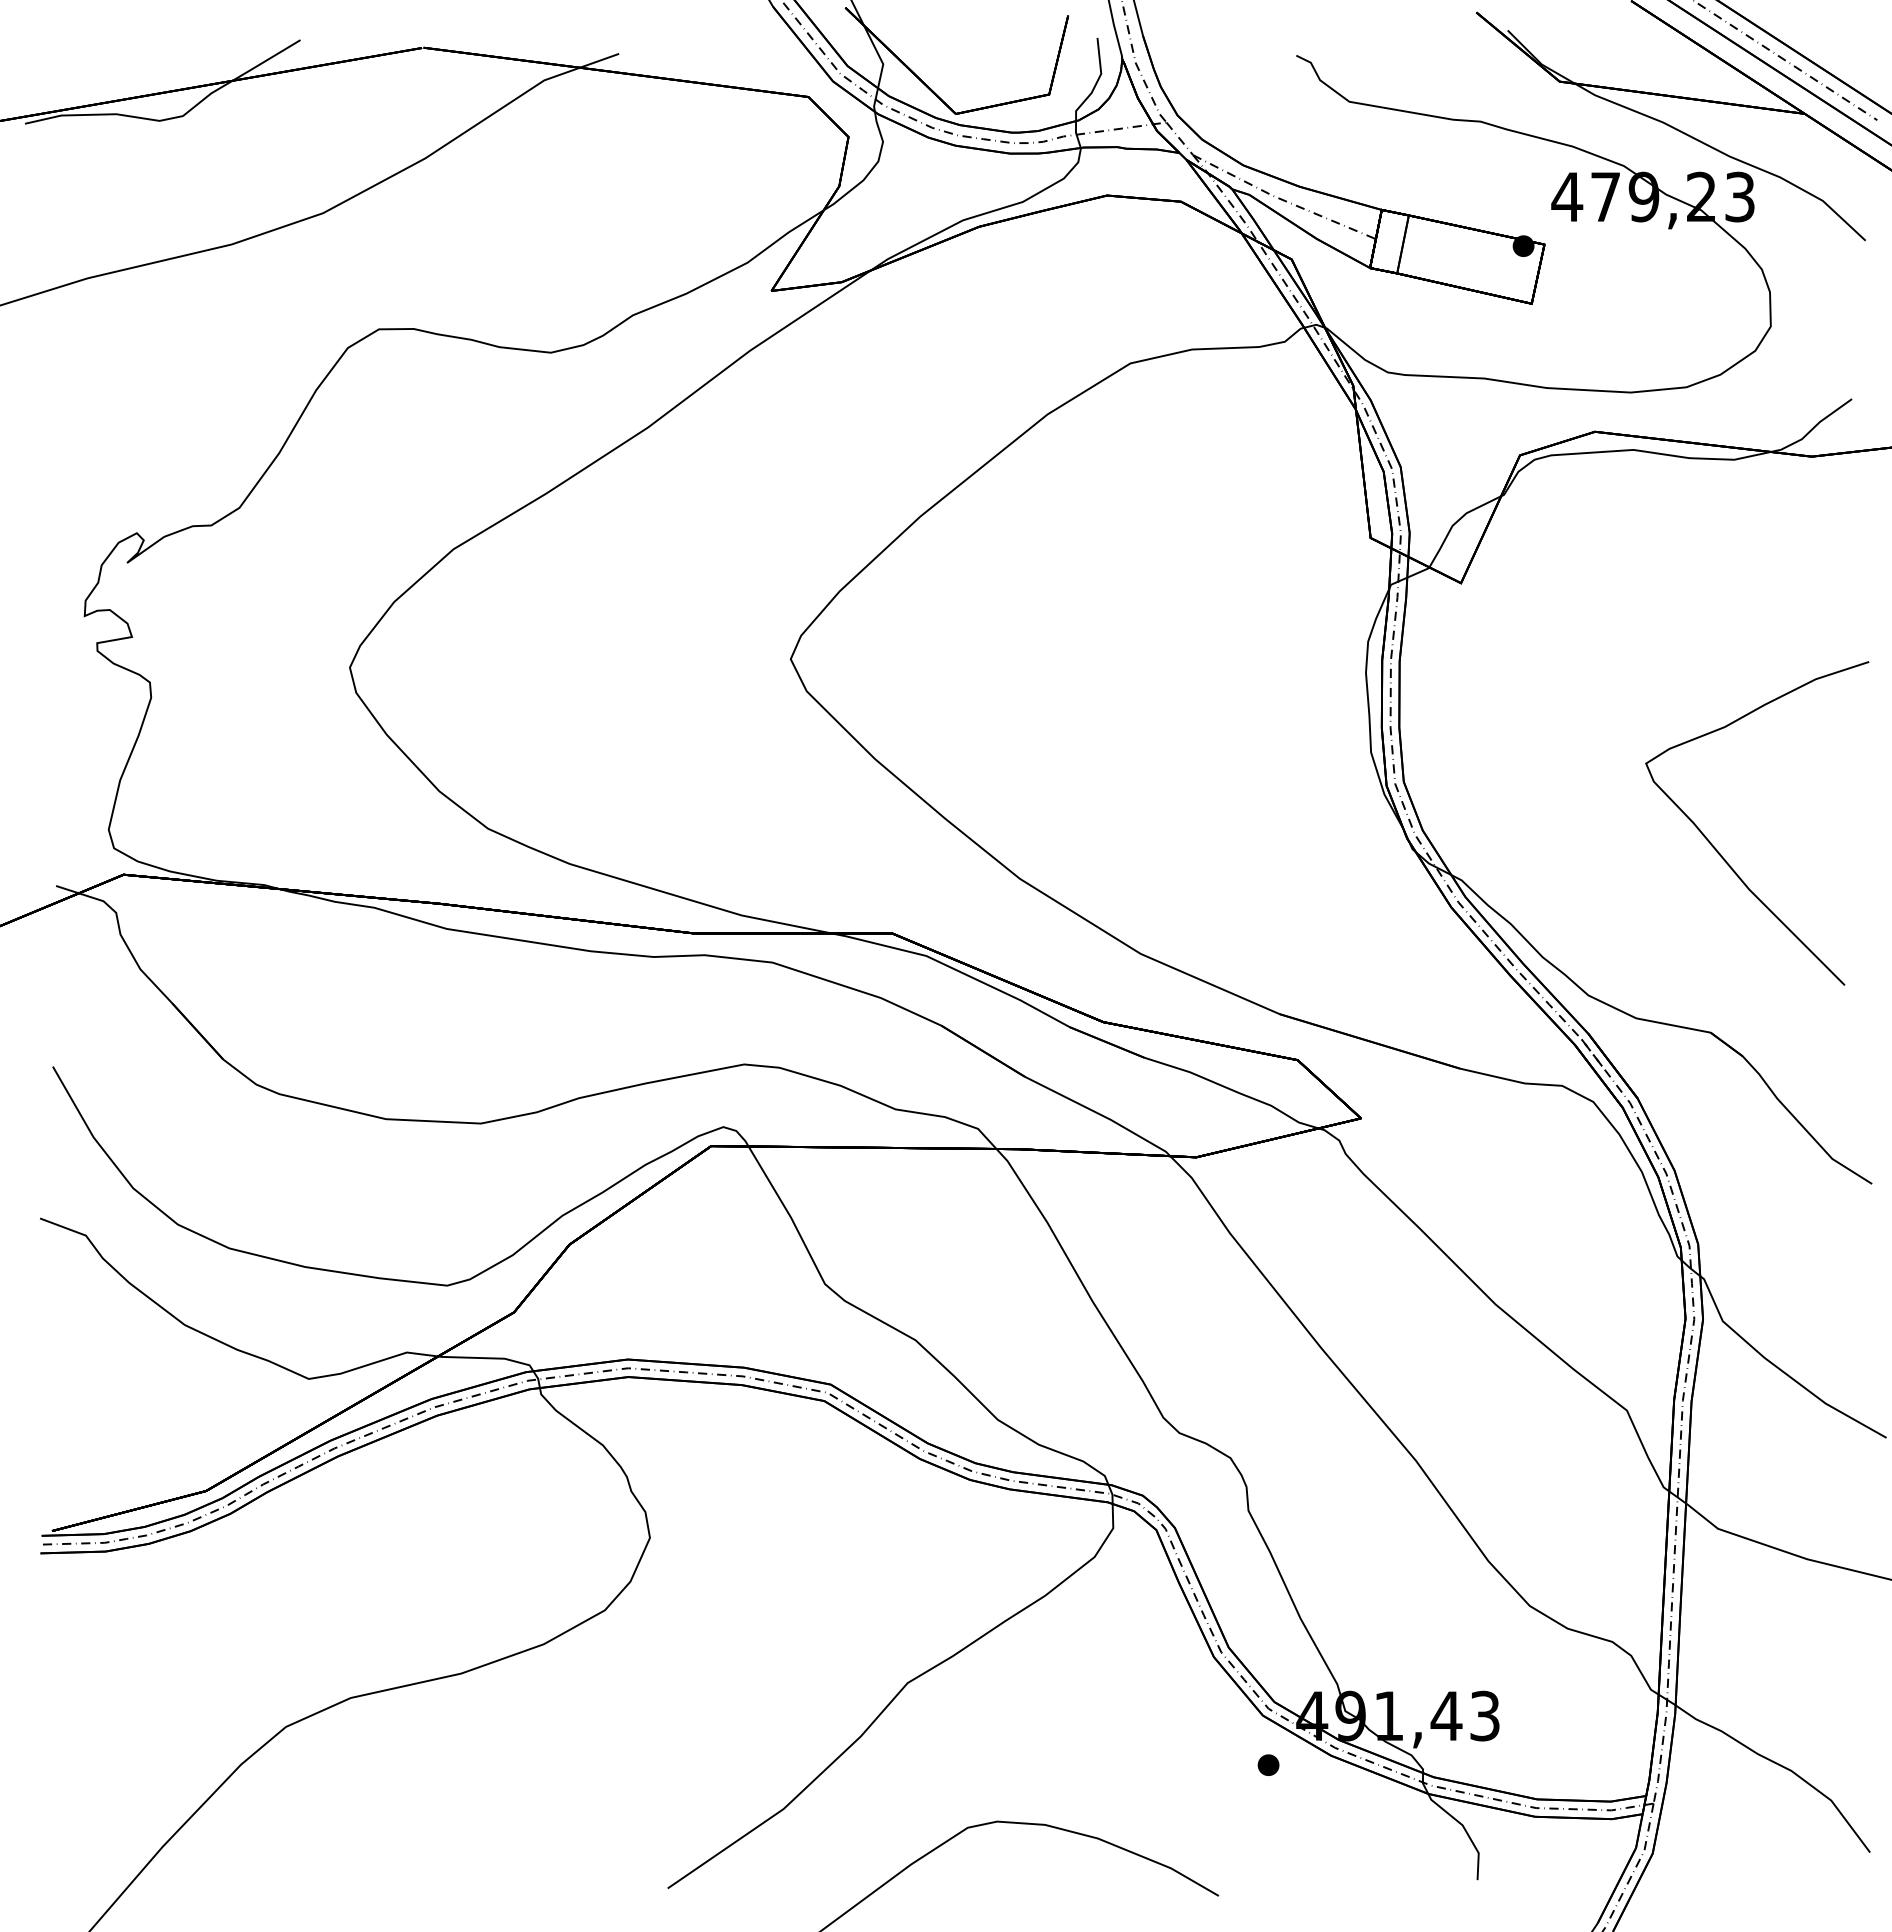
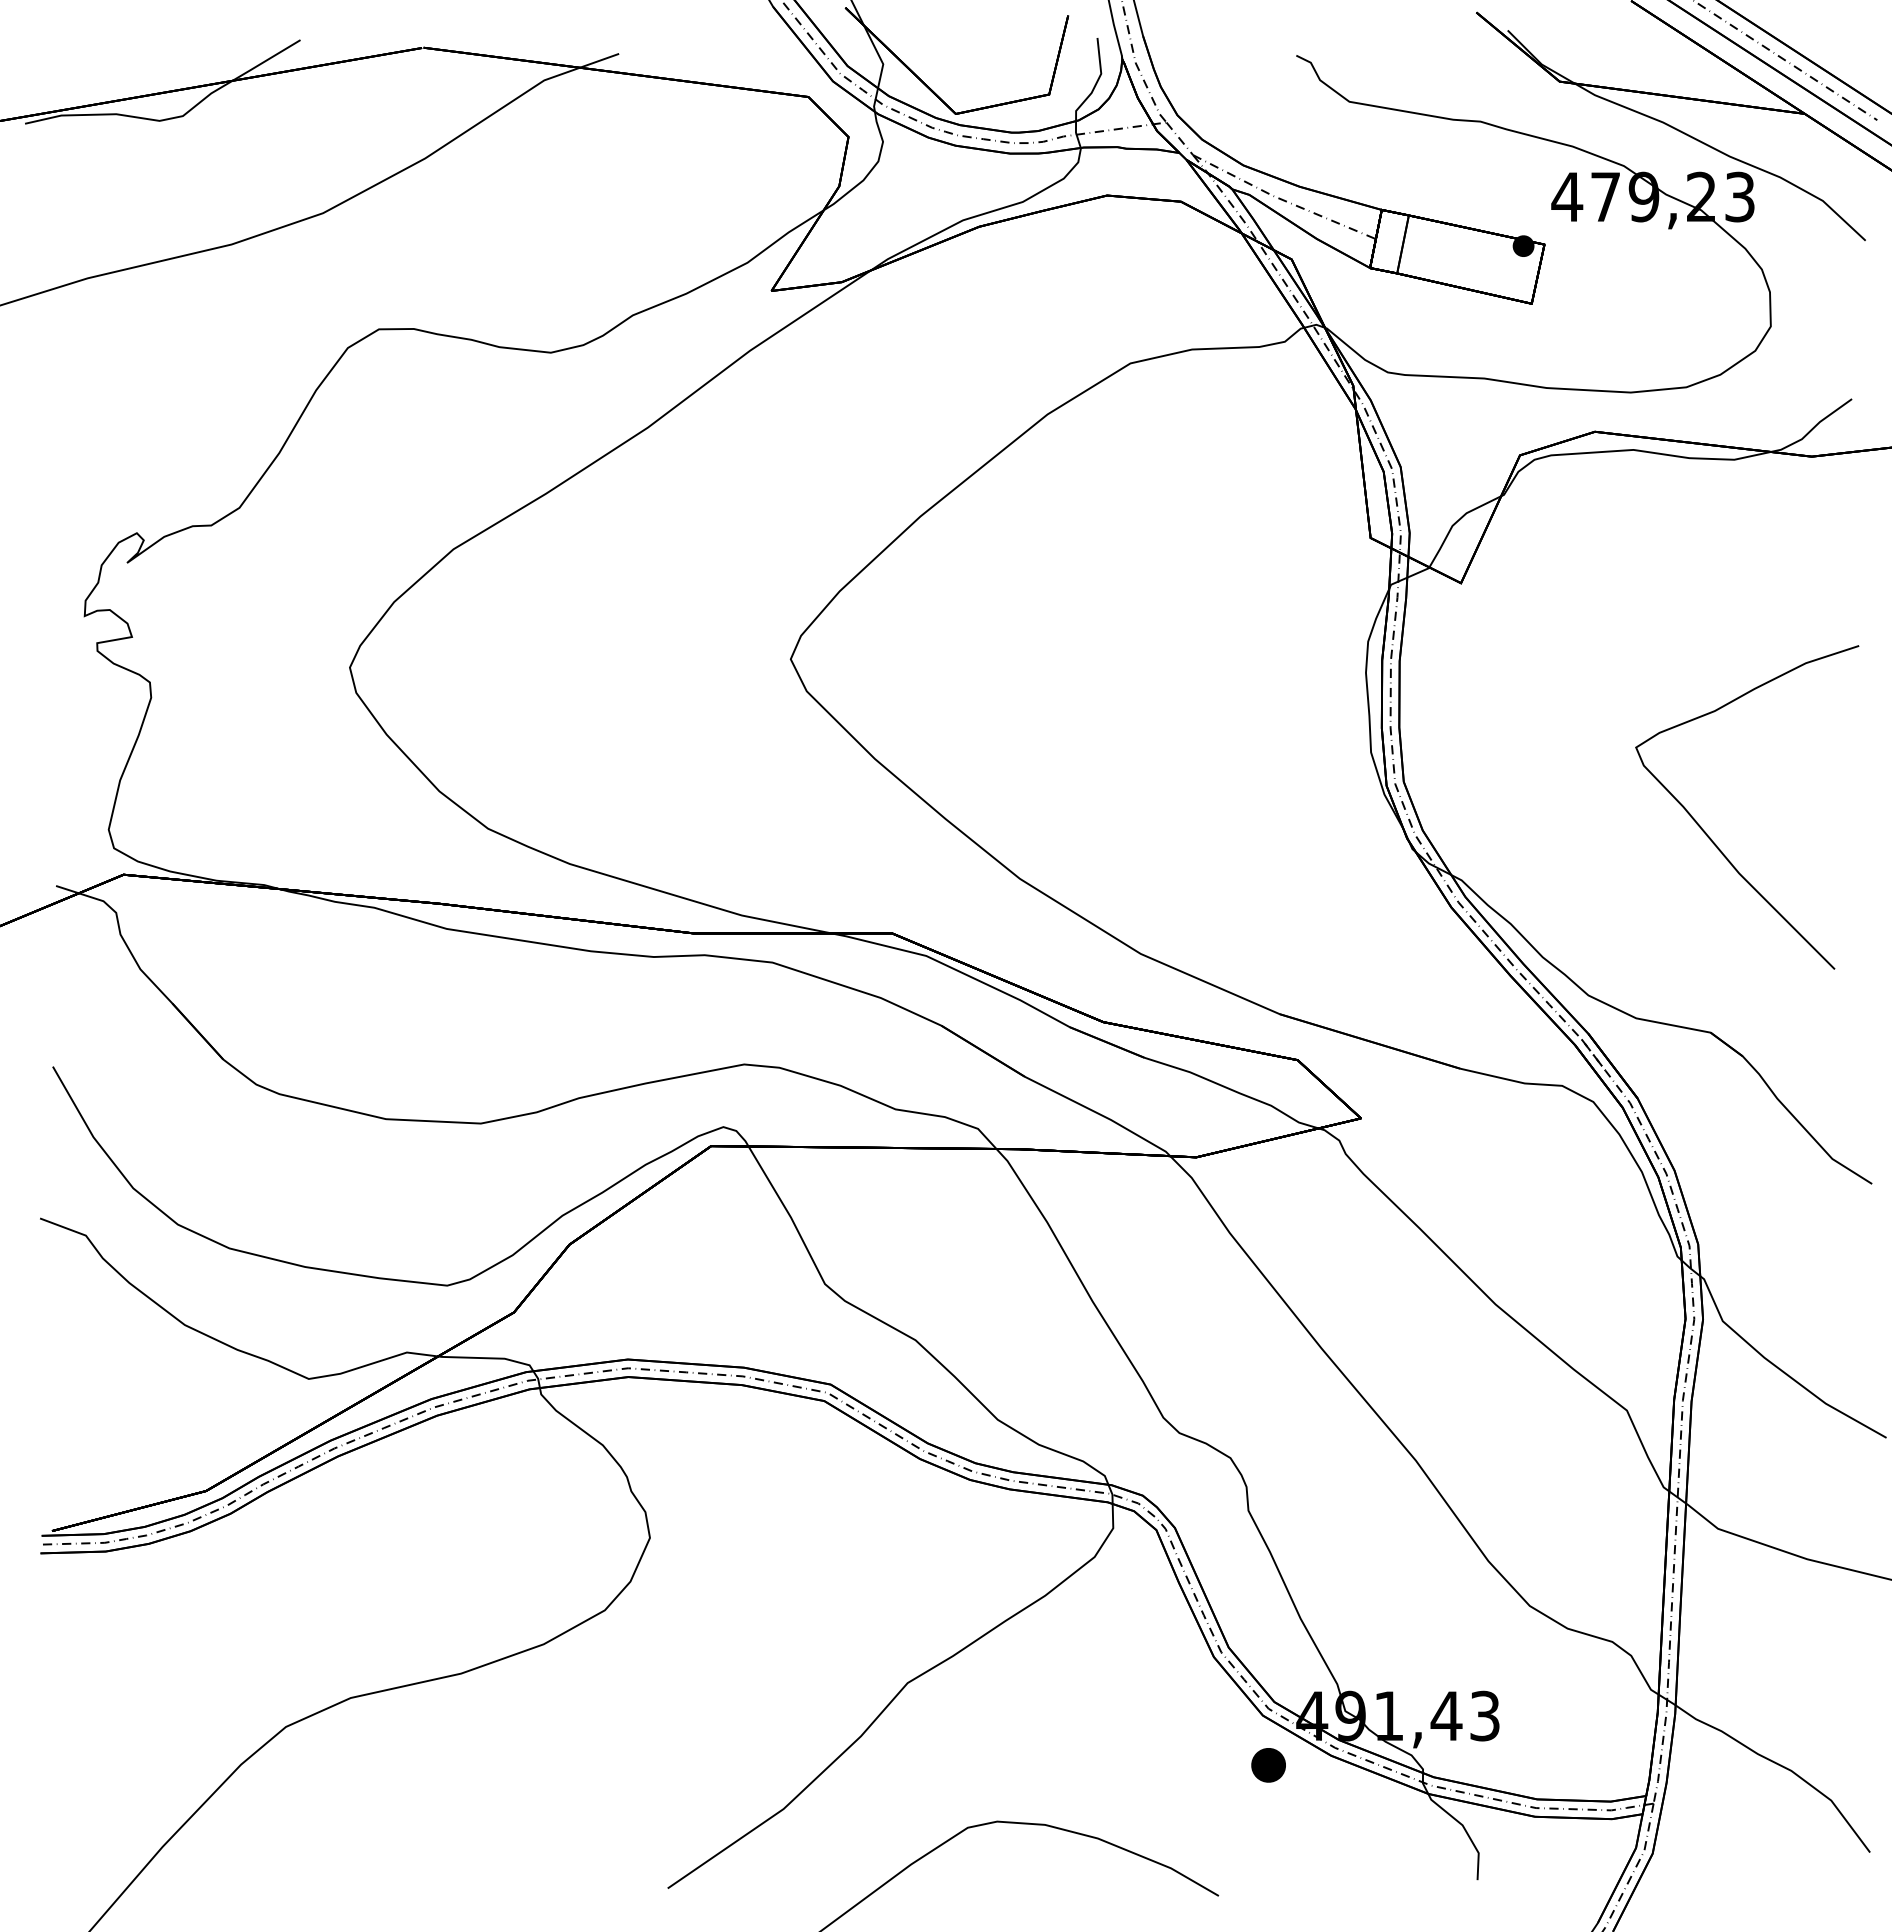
curve position: (1721, 854) -> (1711, 838) (1711, 838)
part size: 23x22 px -> 35x35 px (1268, 1765)
